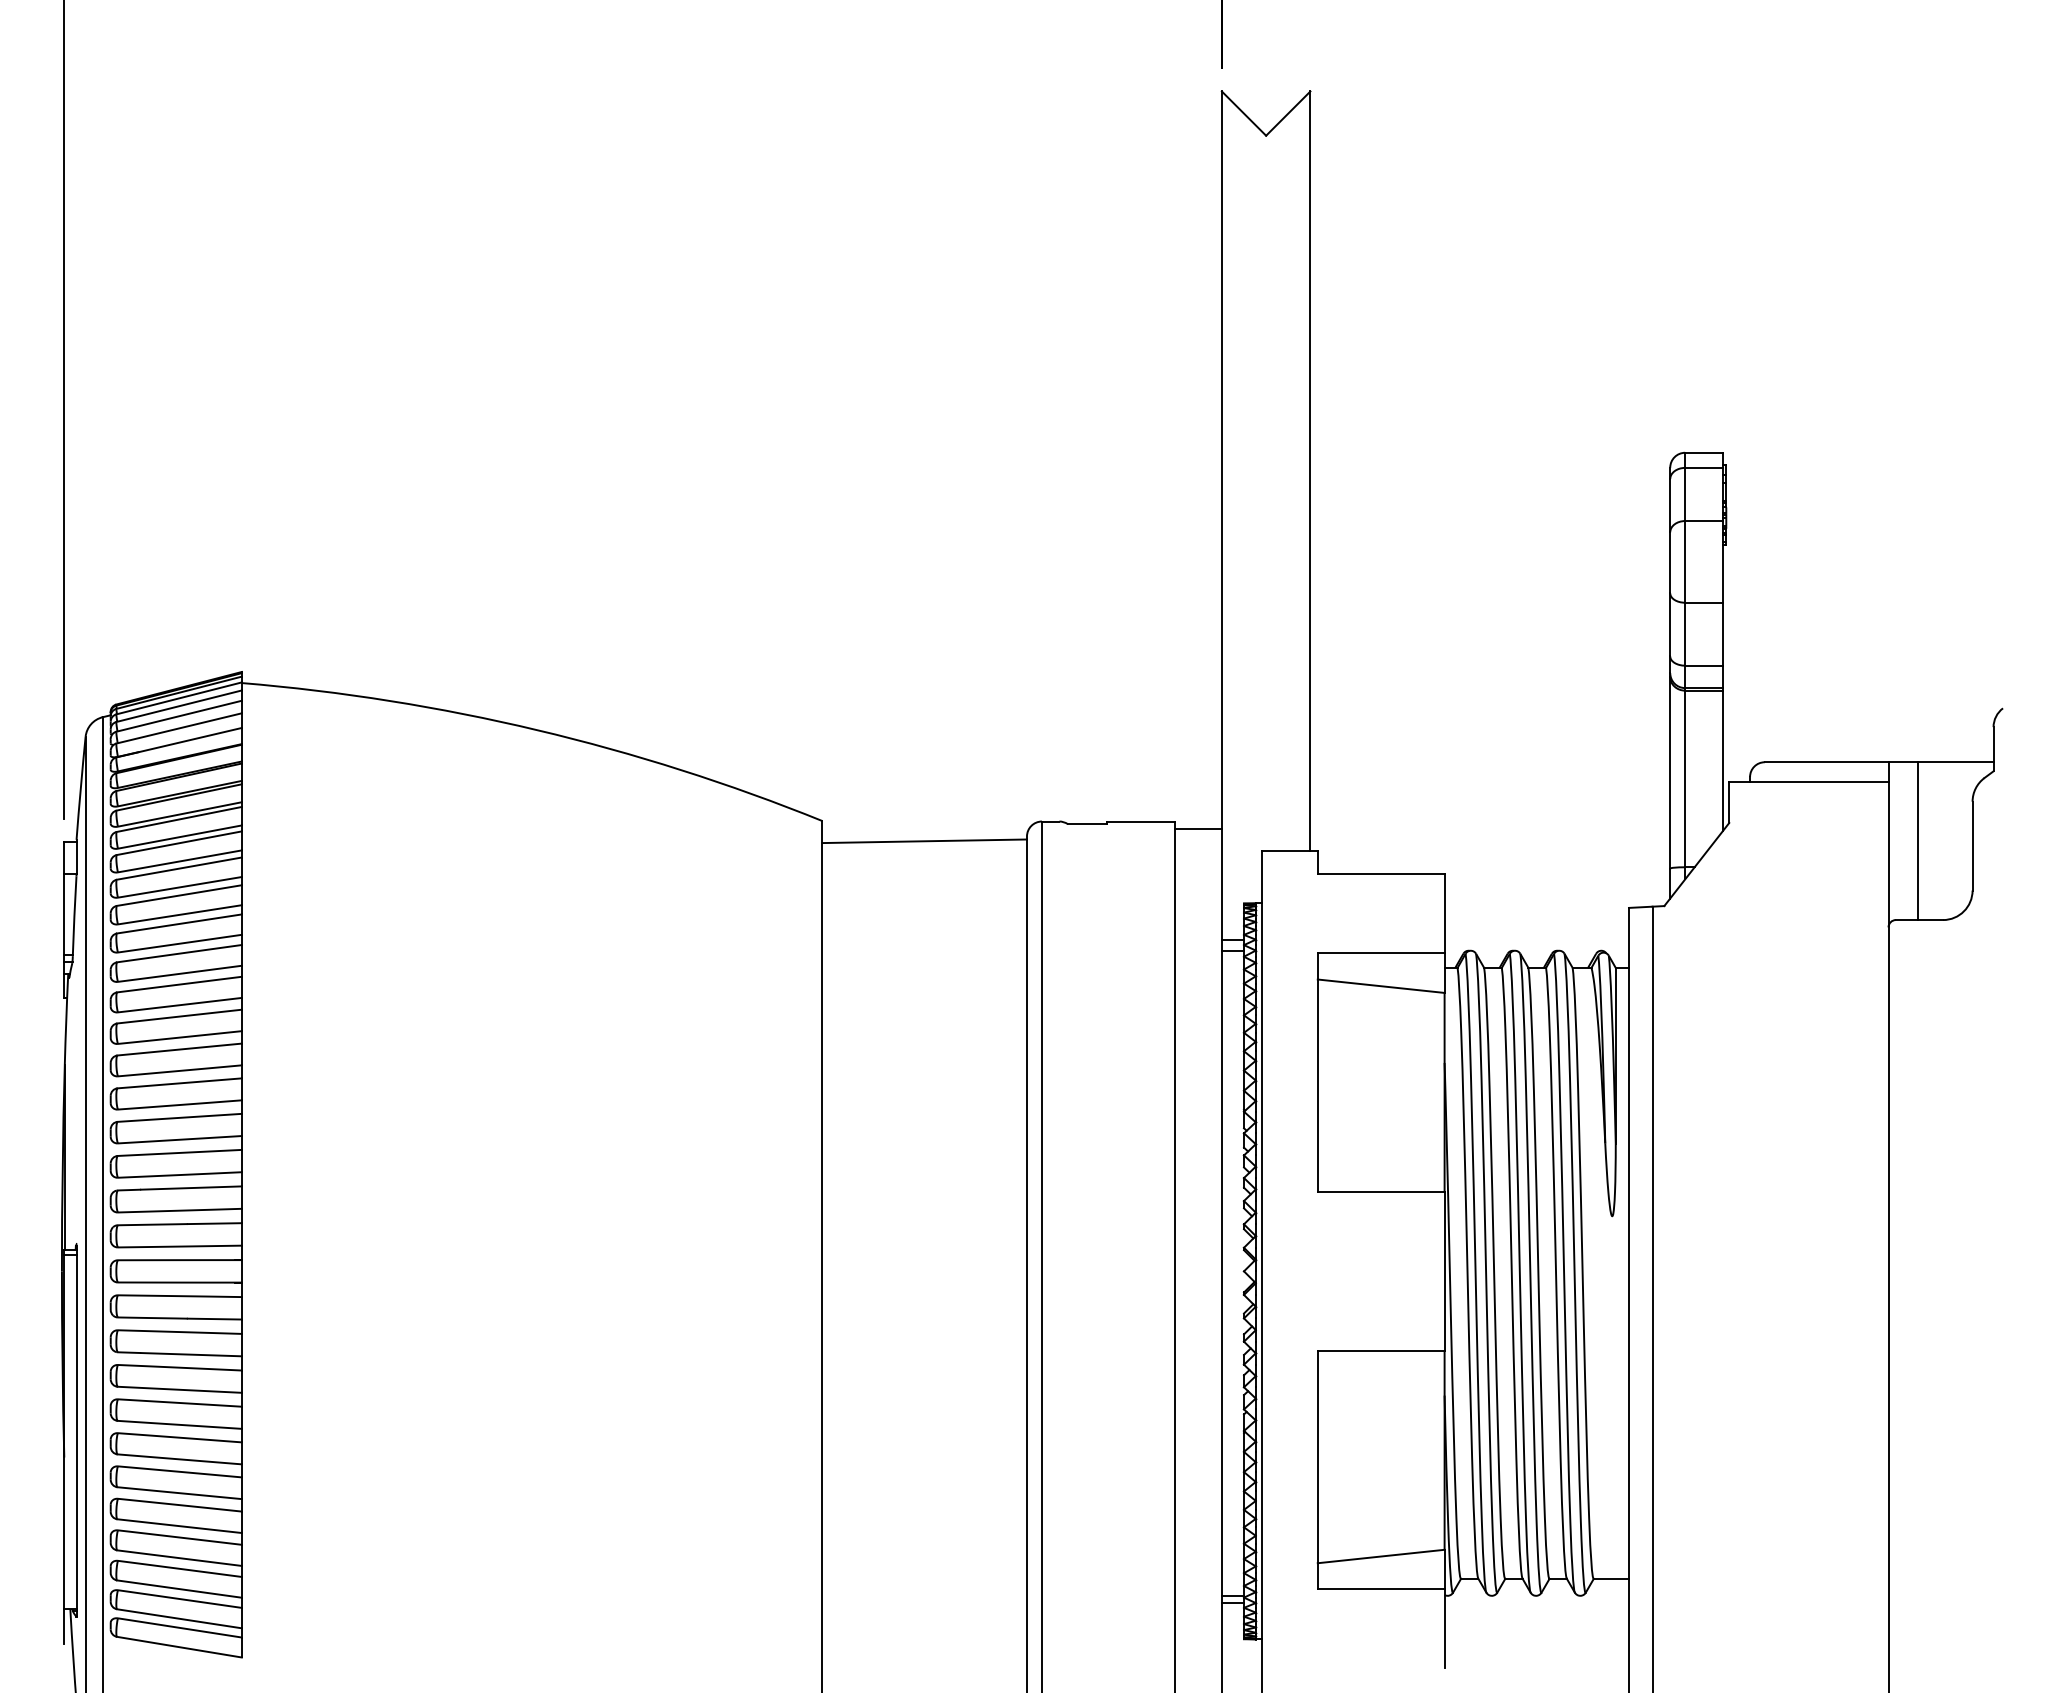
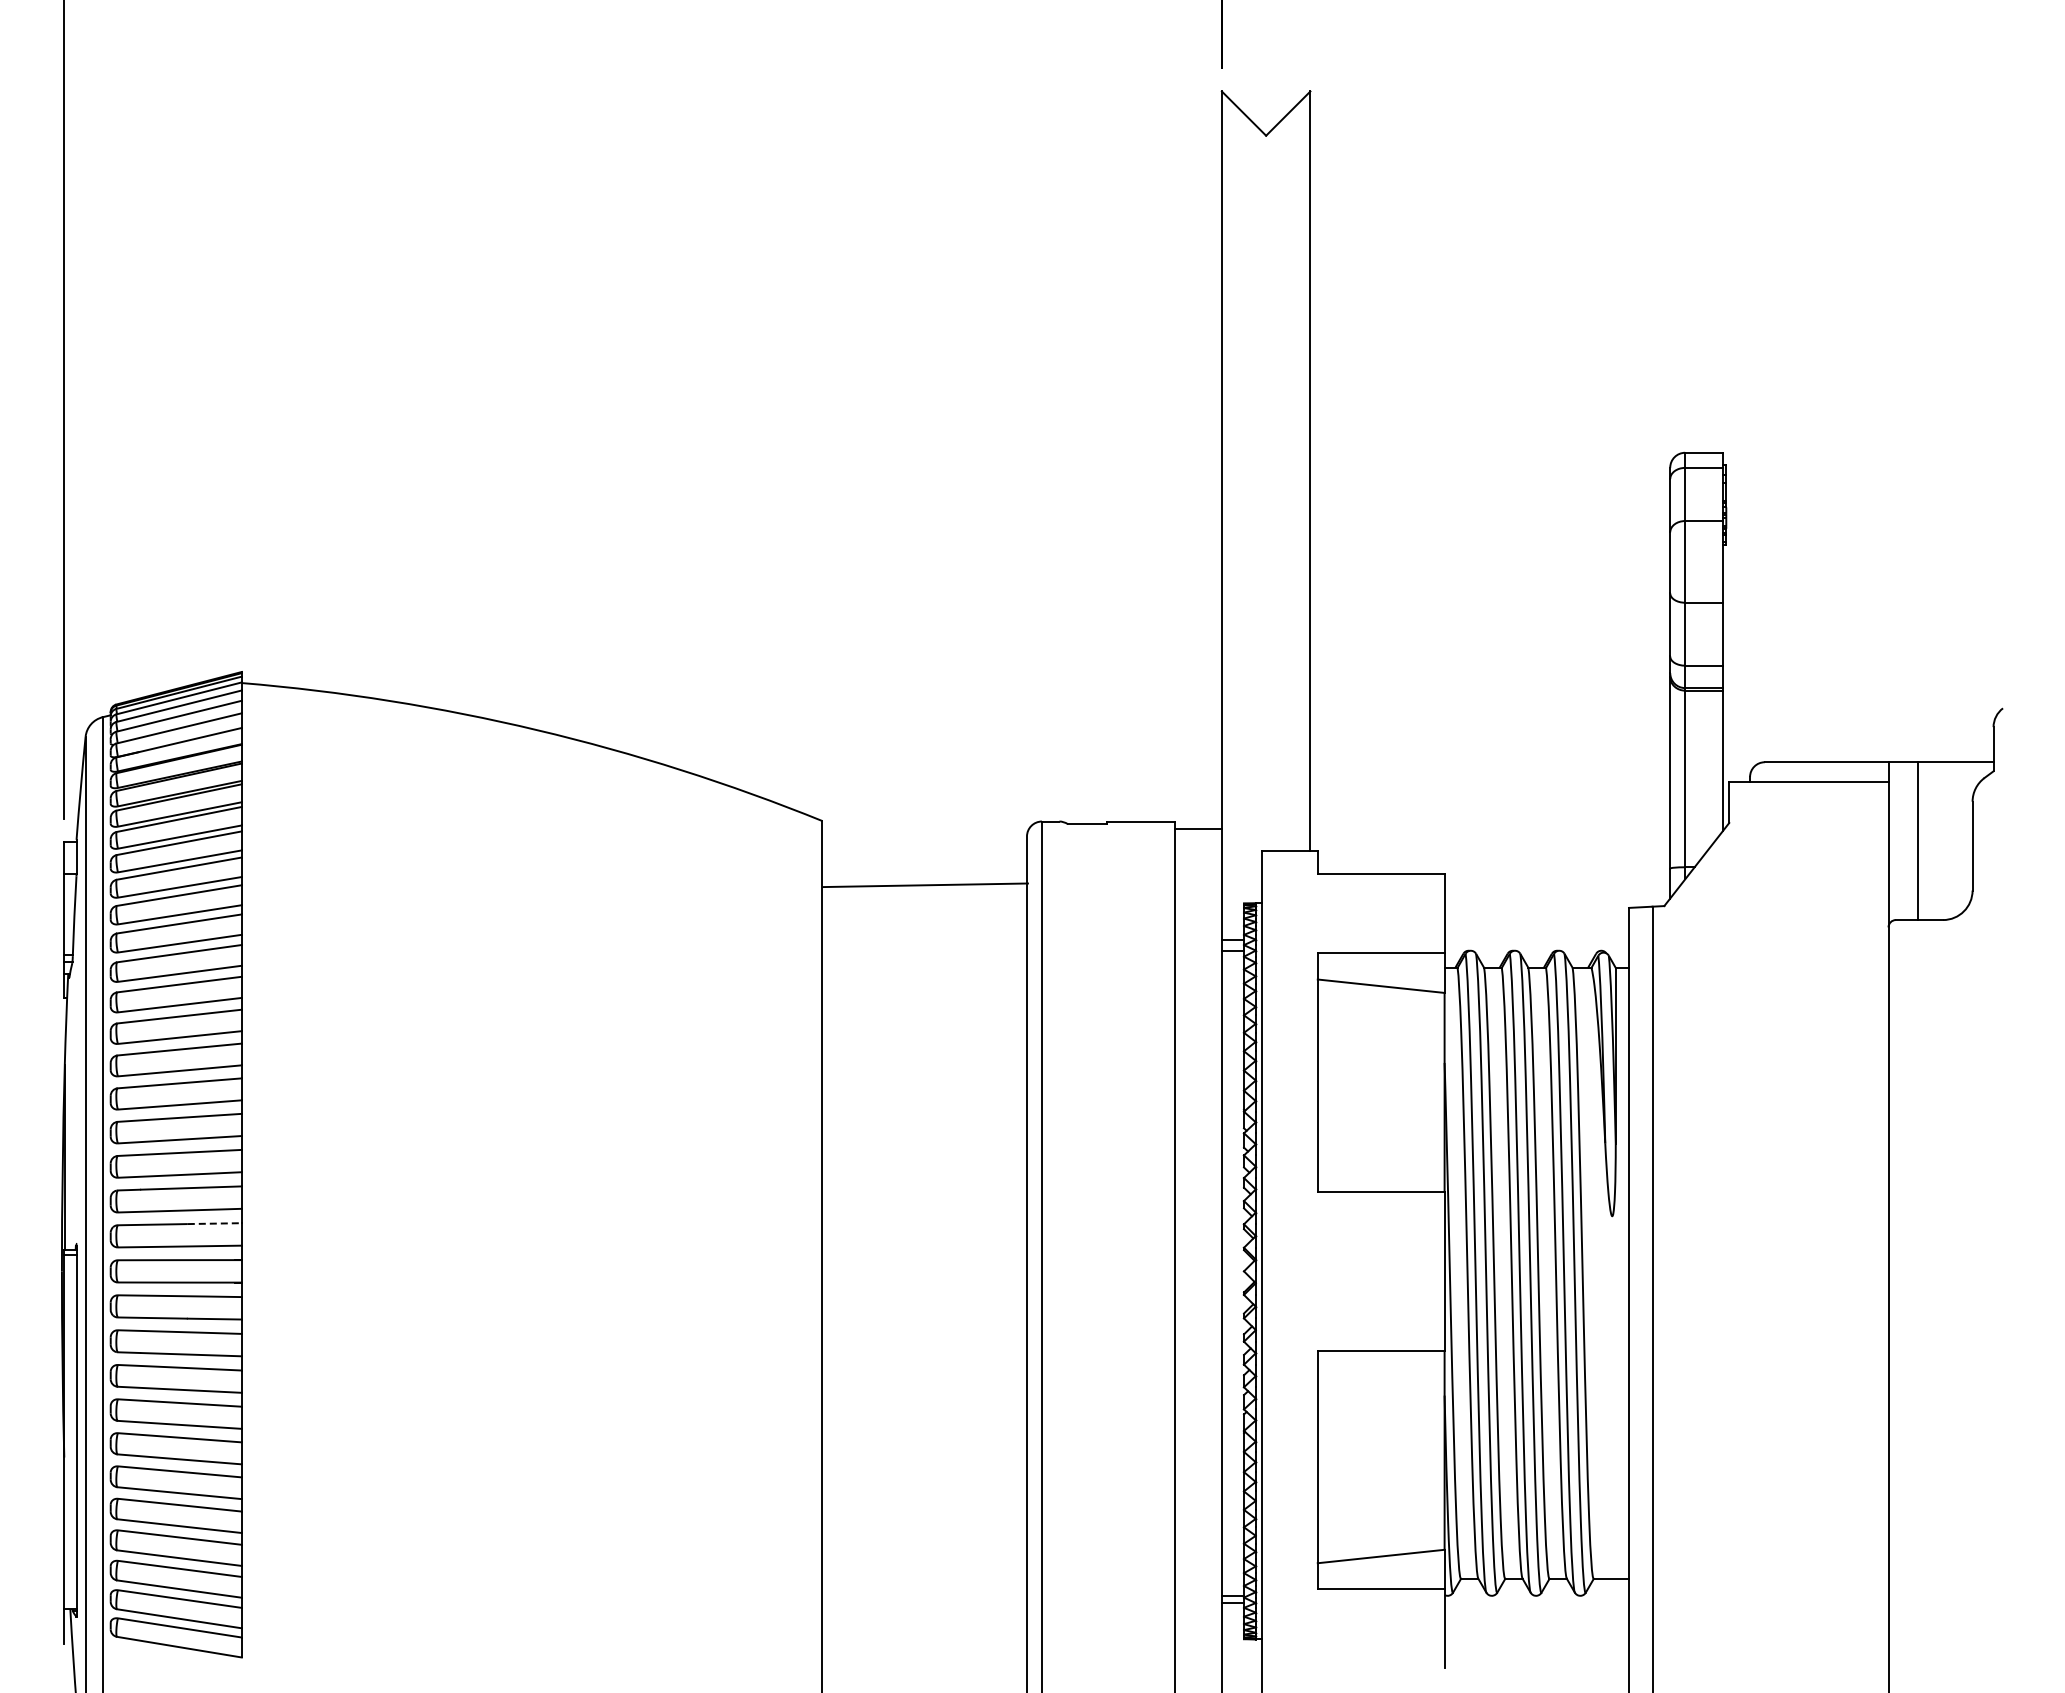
line position: (924, 841) -> (925, 885) (925, 885)
line: solid -> dashed (215, 1223)
